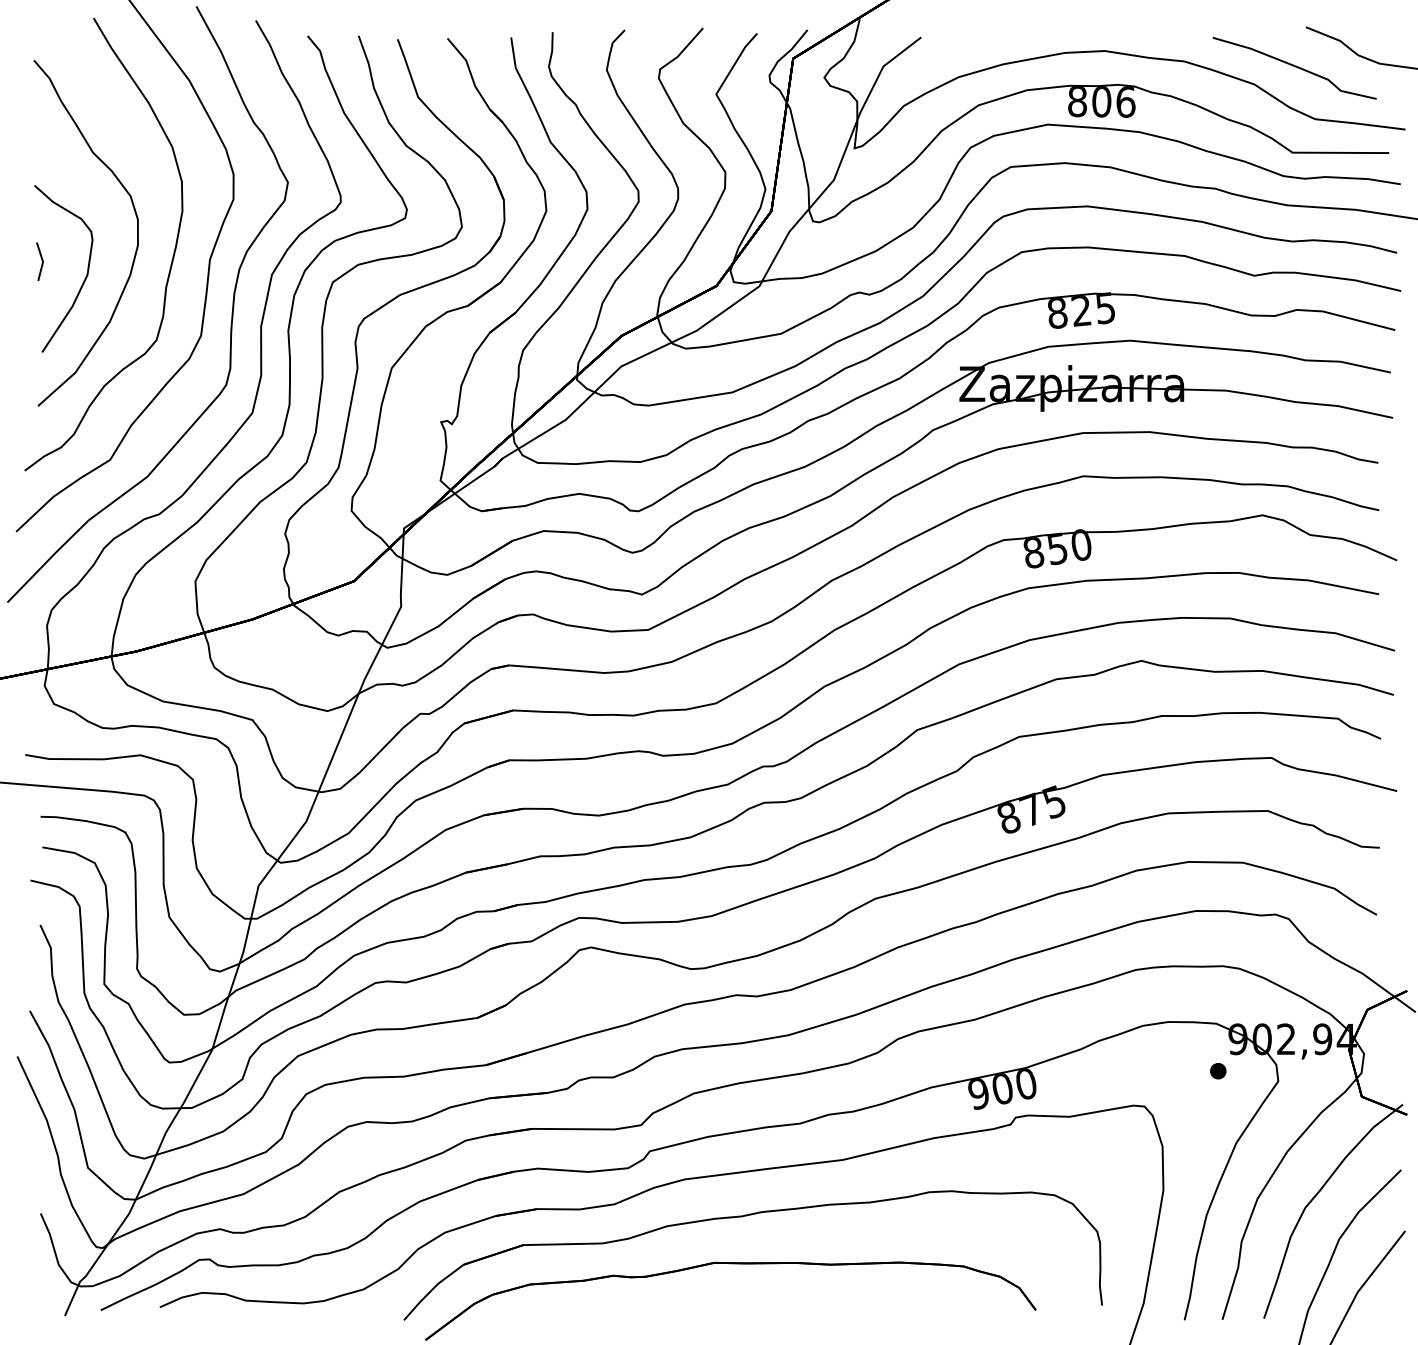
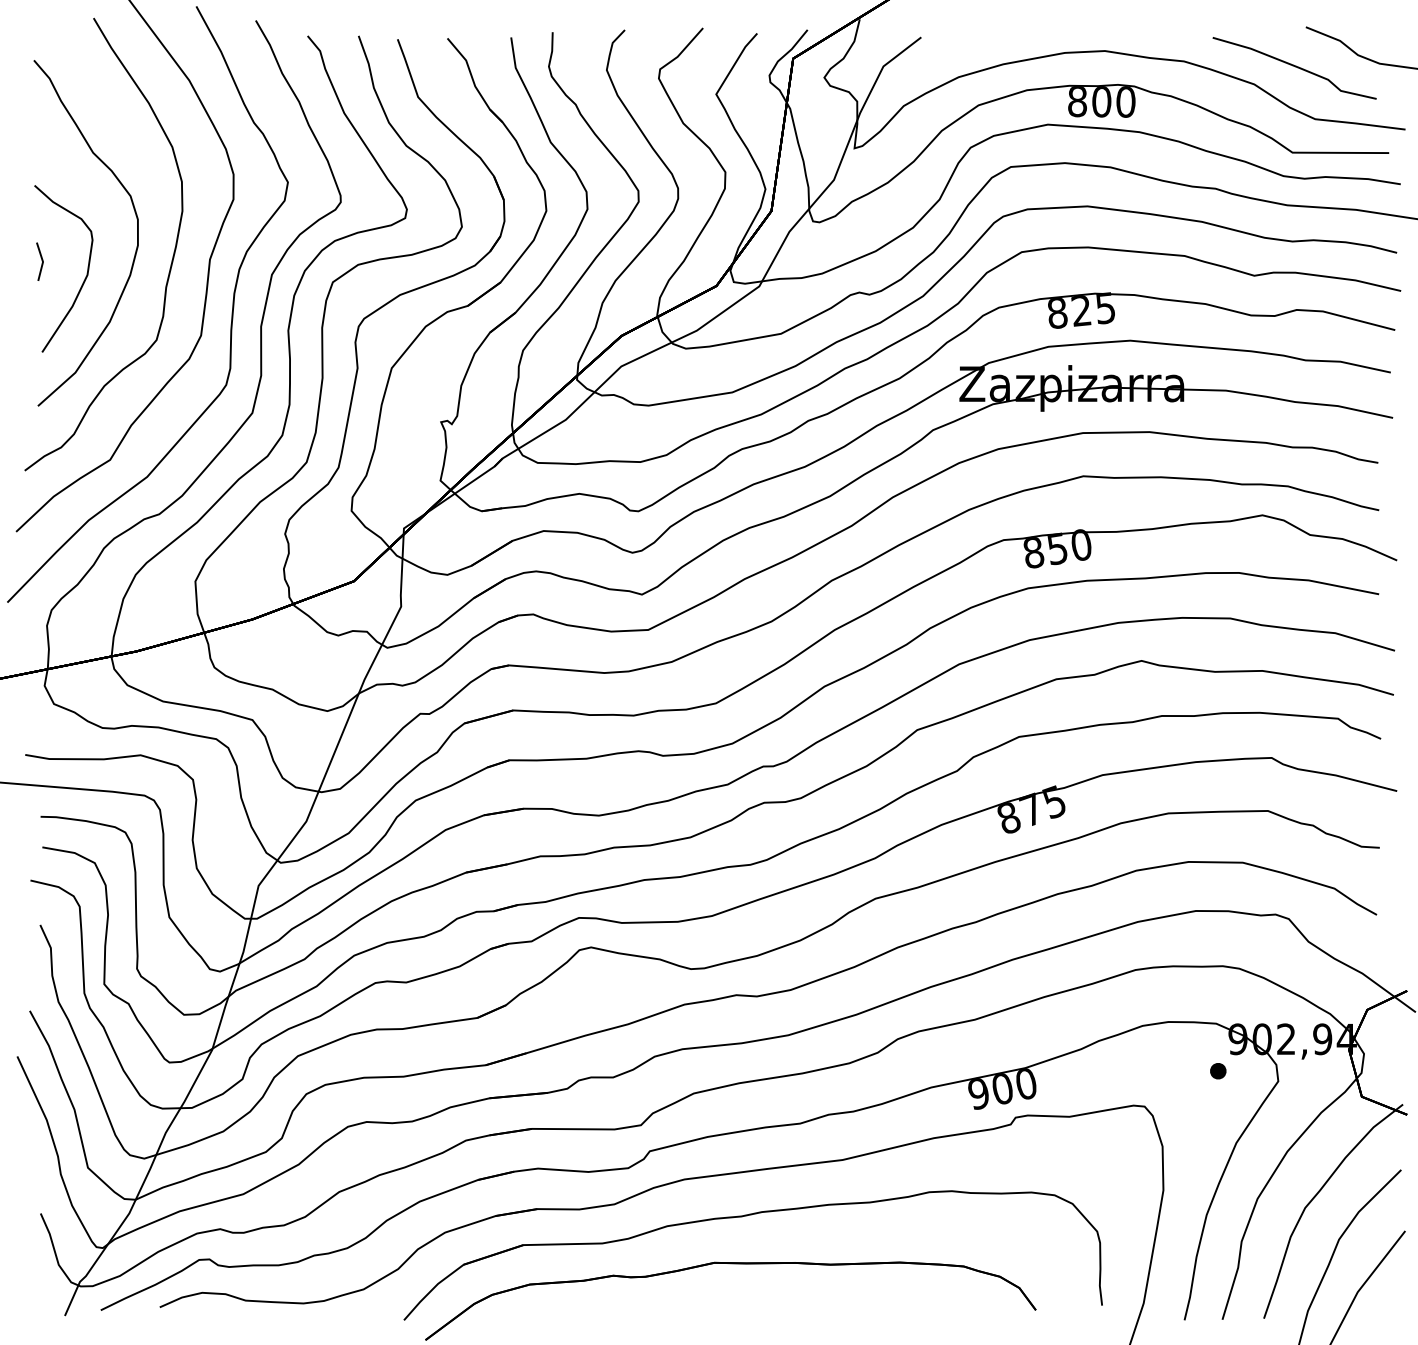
text: 806 -> 800 (1125, 101)
